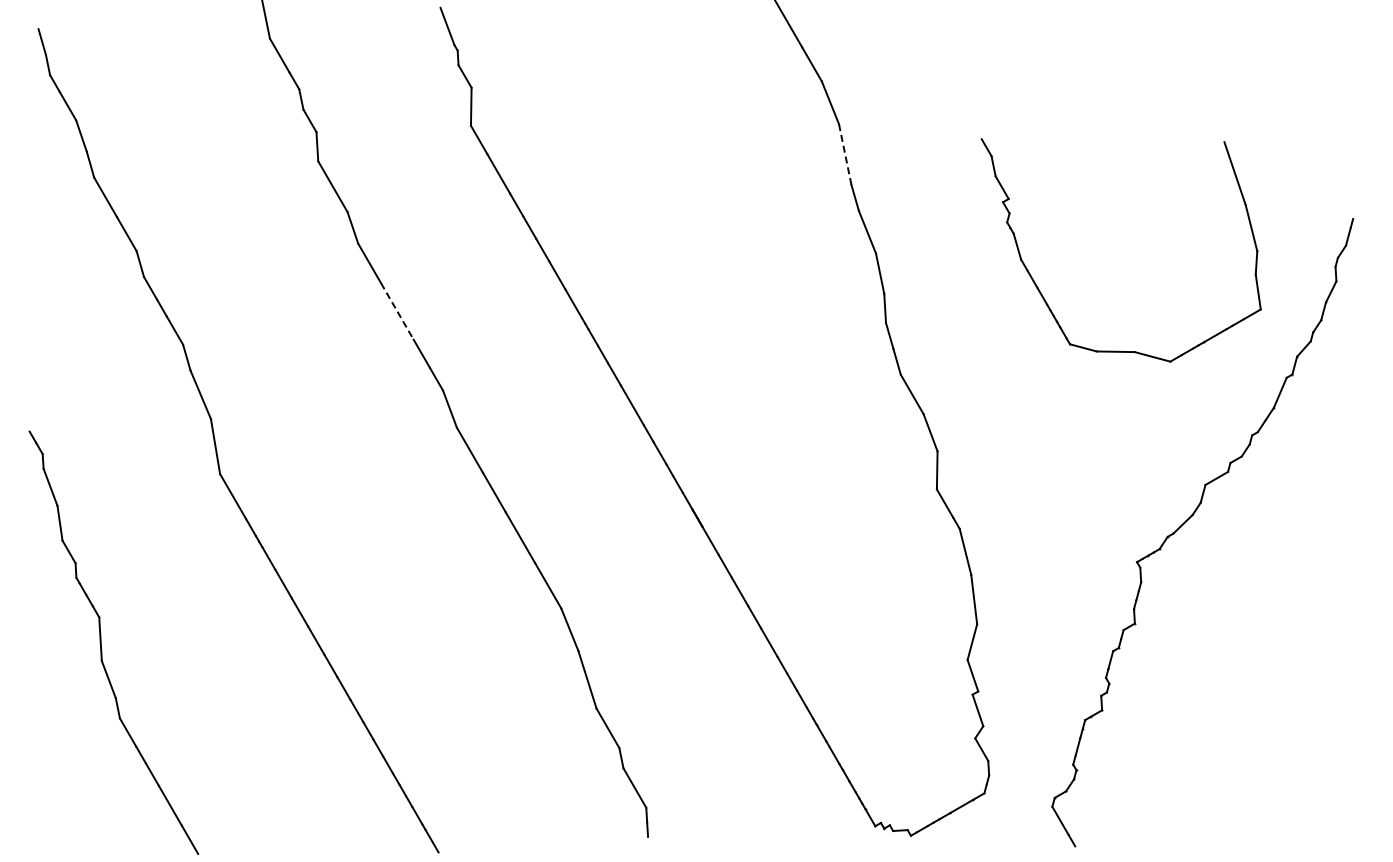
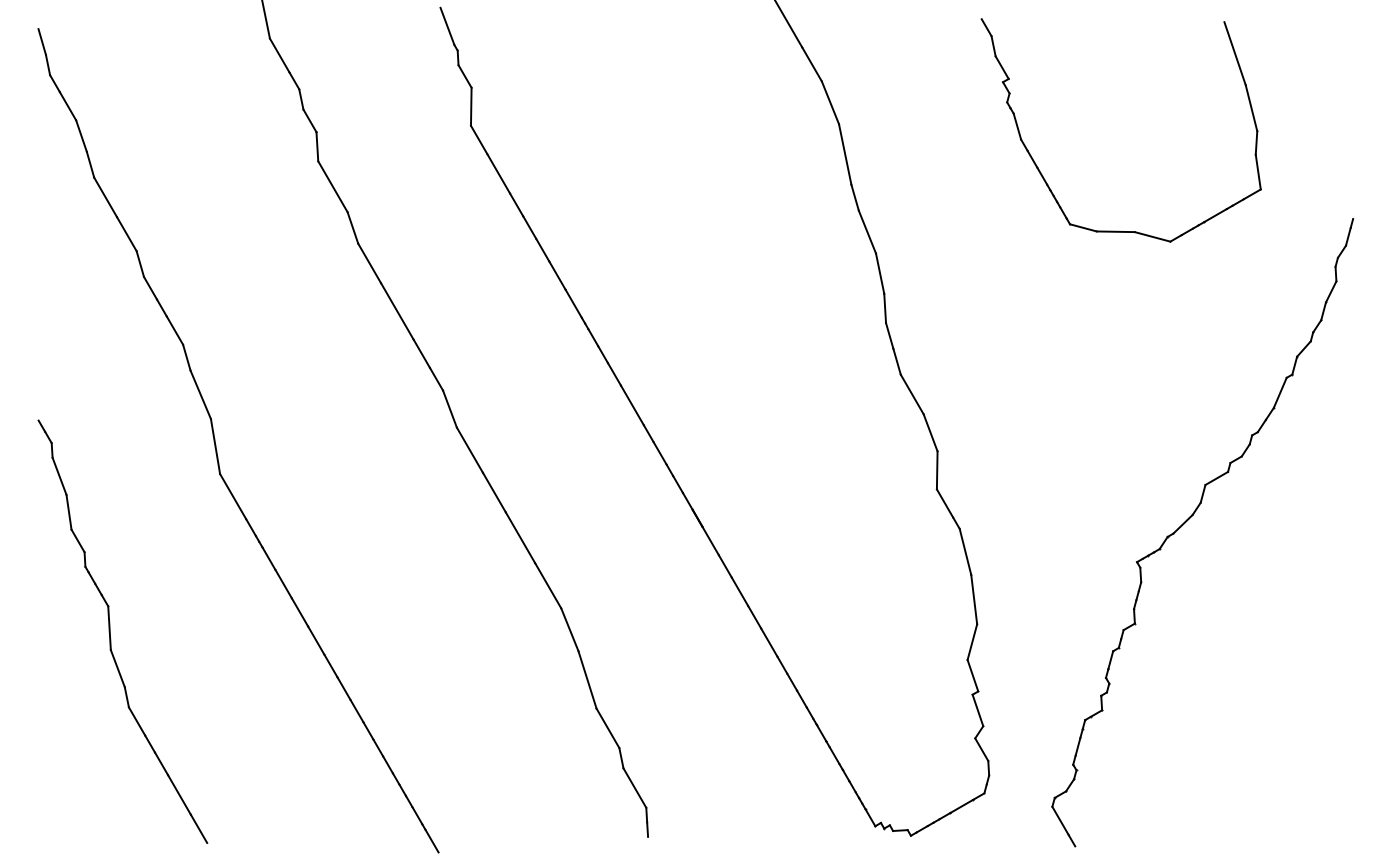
line: dashed -> solid (845, 154)
part position: (1044, 297) -> (1044, 177) (1044, 177)
line: dashed -> solid (397, 311)
part position: (101, 642) -> (110, 631) (110, 631)
